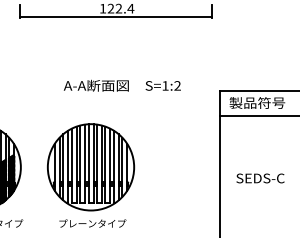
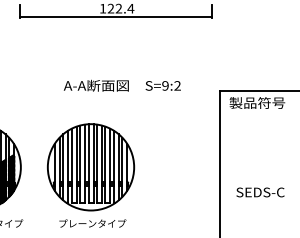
text: S=1:2 -> S=9:2 (165, 85)
line: present -> none (258, 116)
text position: (260, 178) -> (260, 192) (260, 192)
